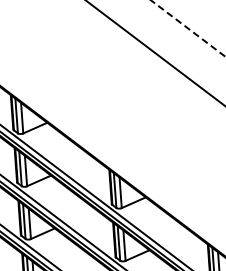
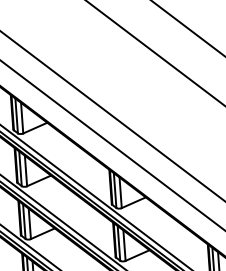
line: dashed -> solid (188, 28)
line: none -> present (112, 115)
line: none -> present (112, 145)
